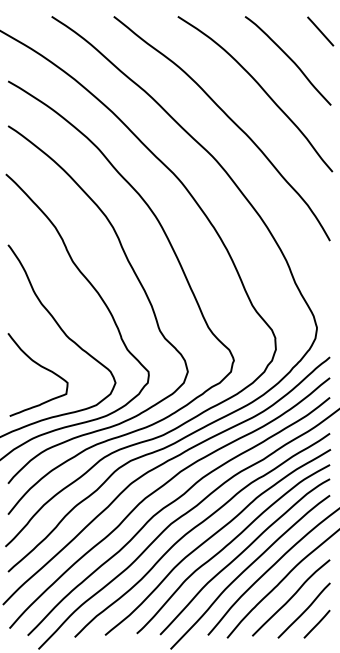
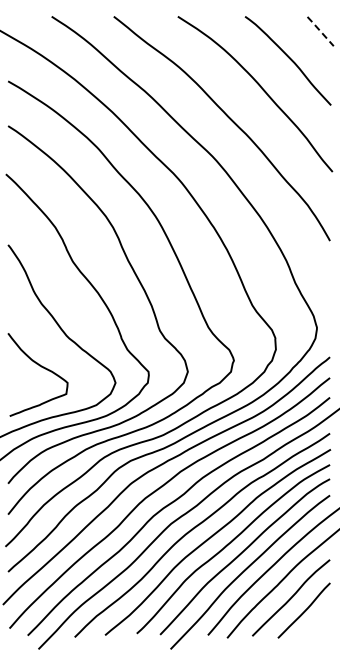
line: solid -> dashed (320, 31)
line: present -> none (316, 623)
